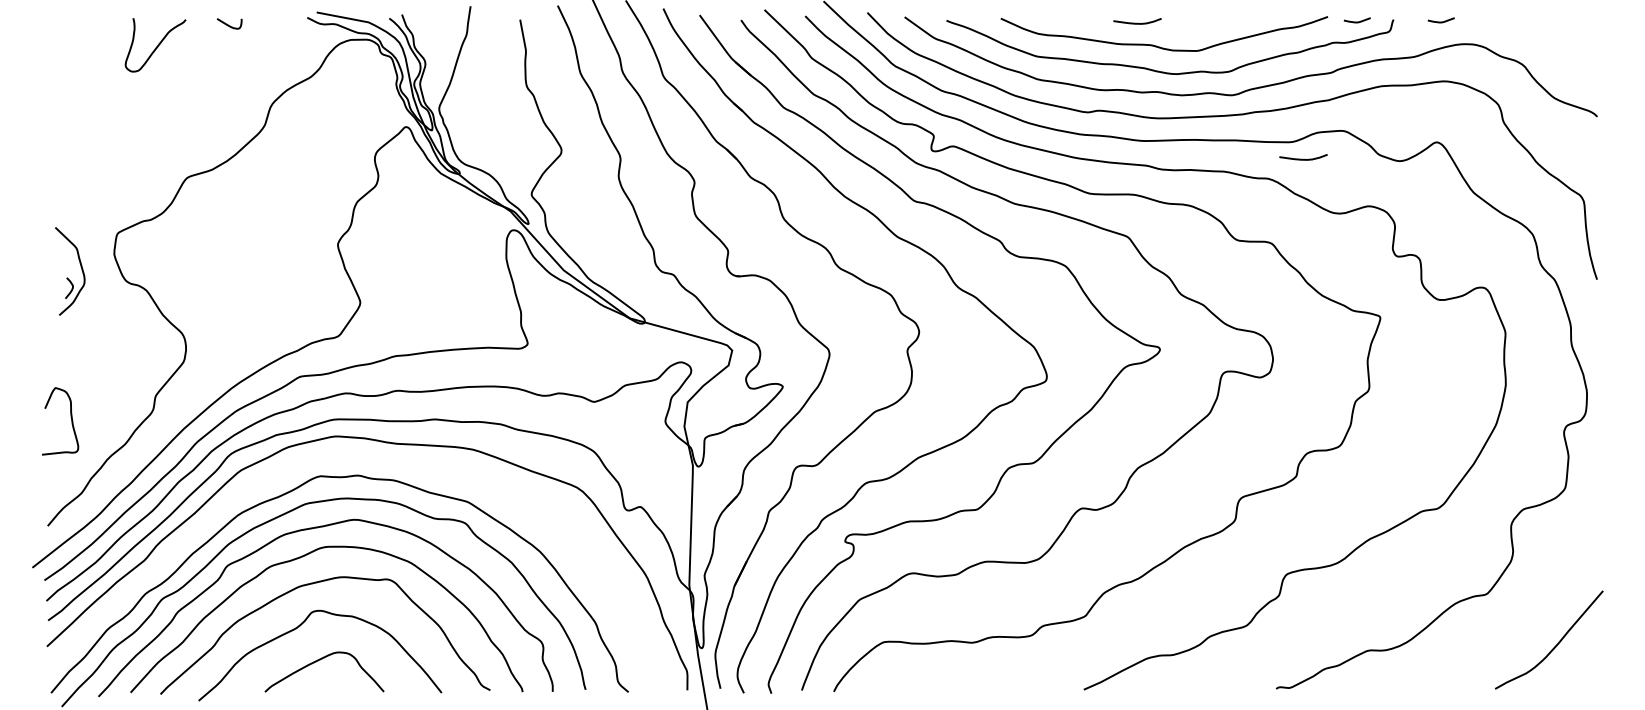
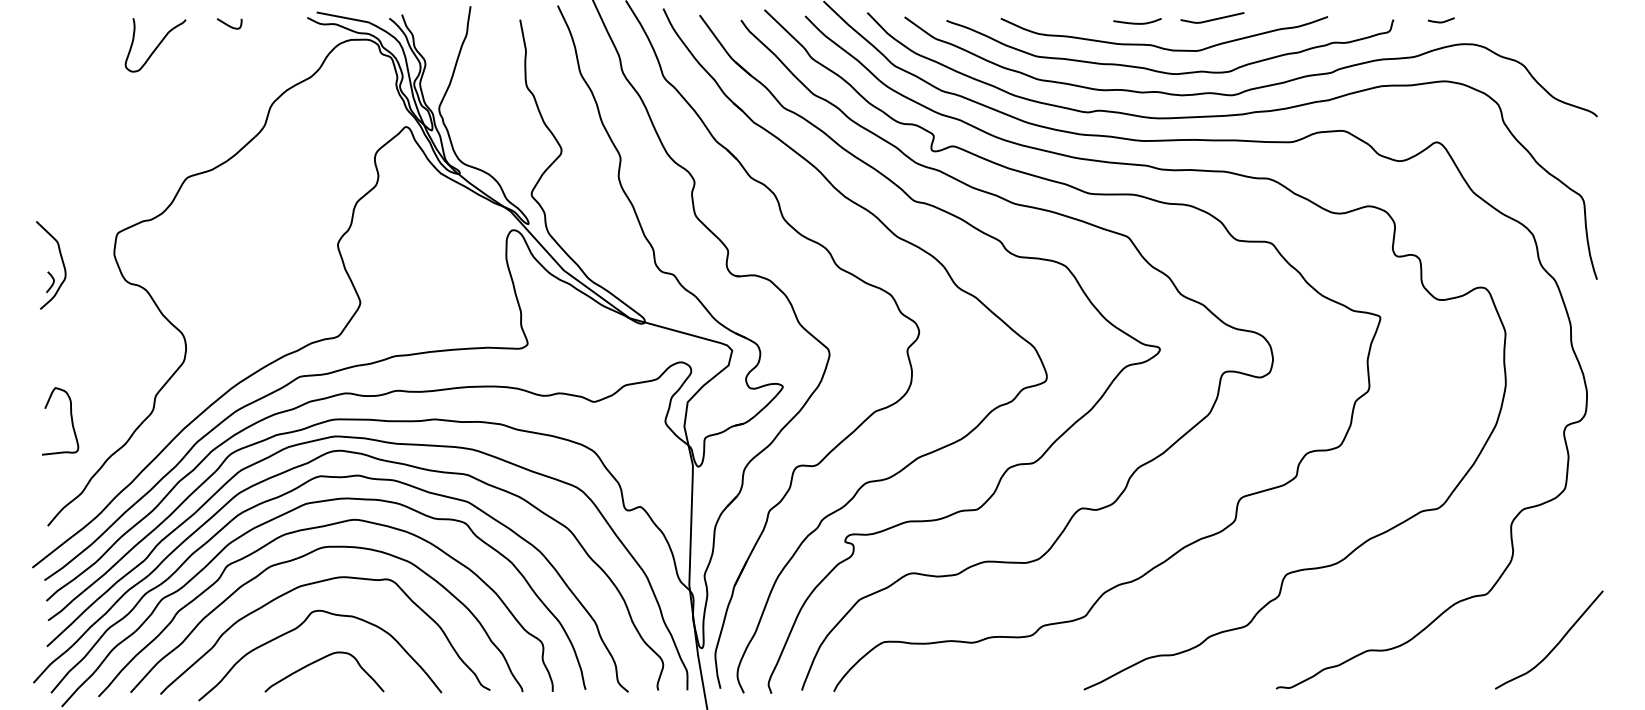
line: none -> present (1213, 18)
curve: present -> none (1356, 21)
curve: present -> none (1303, 158)
part position: (67, 277) -> (48, 271) (48, 271)
curve: none -> present (307, 464)
